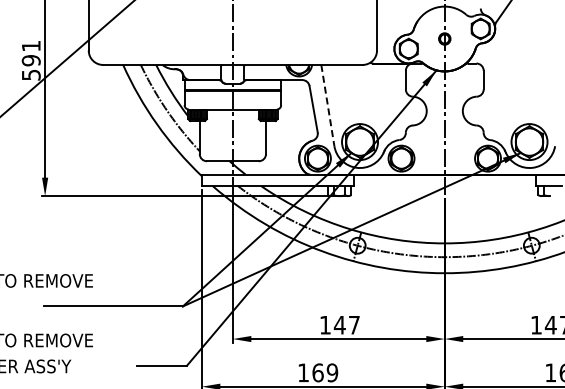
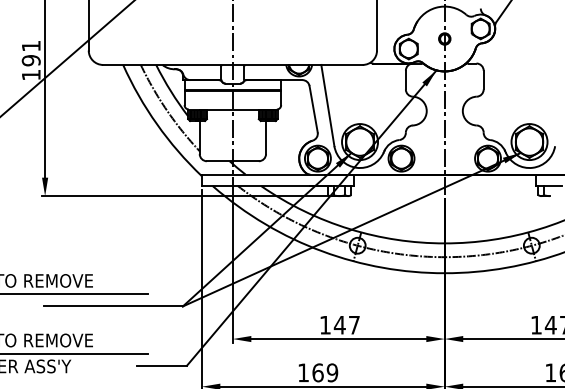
text: 591 -> 191 (31, 74)
line: dashed -> solid (327, 106)
line: none -> present (75, 294)
line: none -> present (75, 353)
